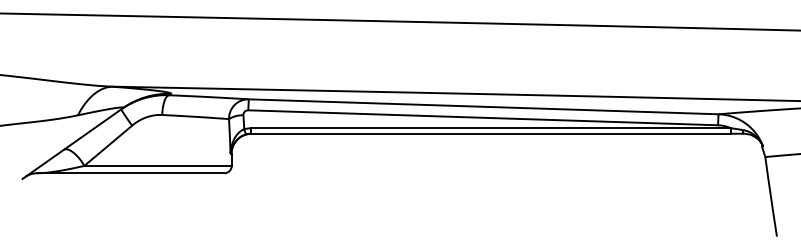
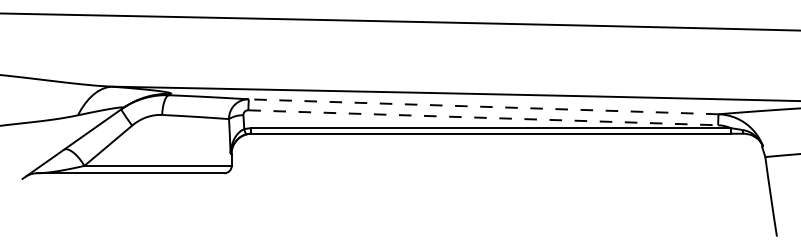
line: solid -> dashed (484, 106)
line: solid -> dashed (483, 117)
